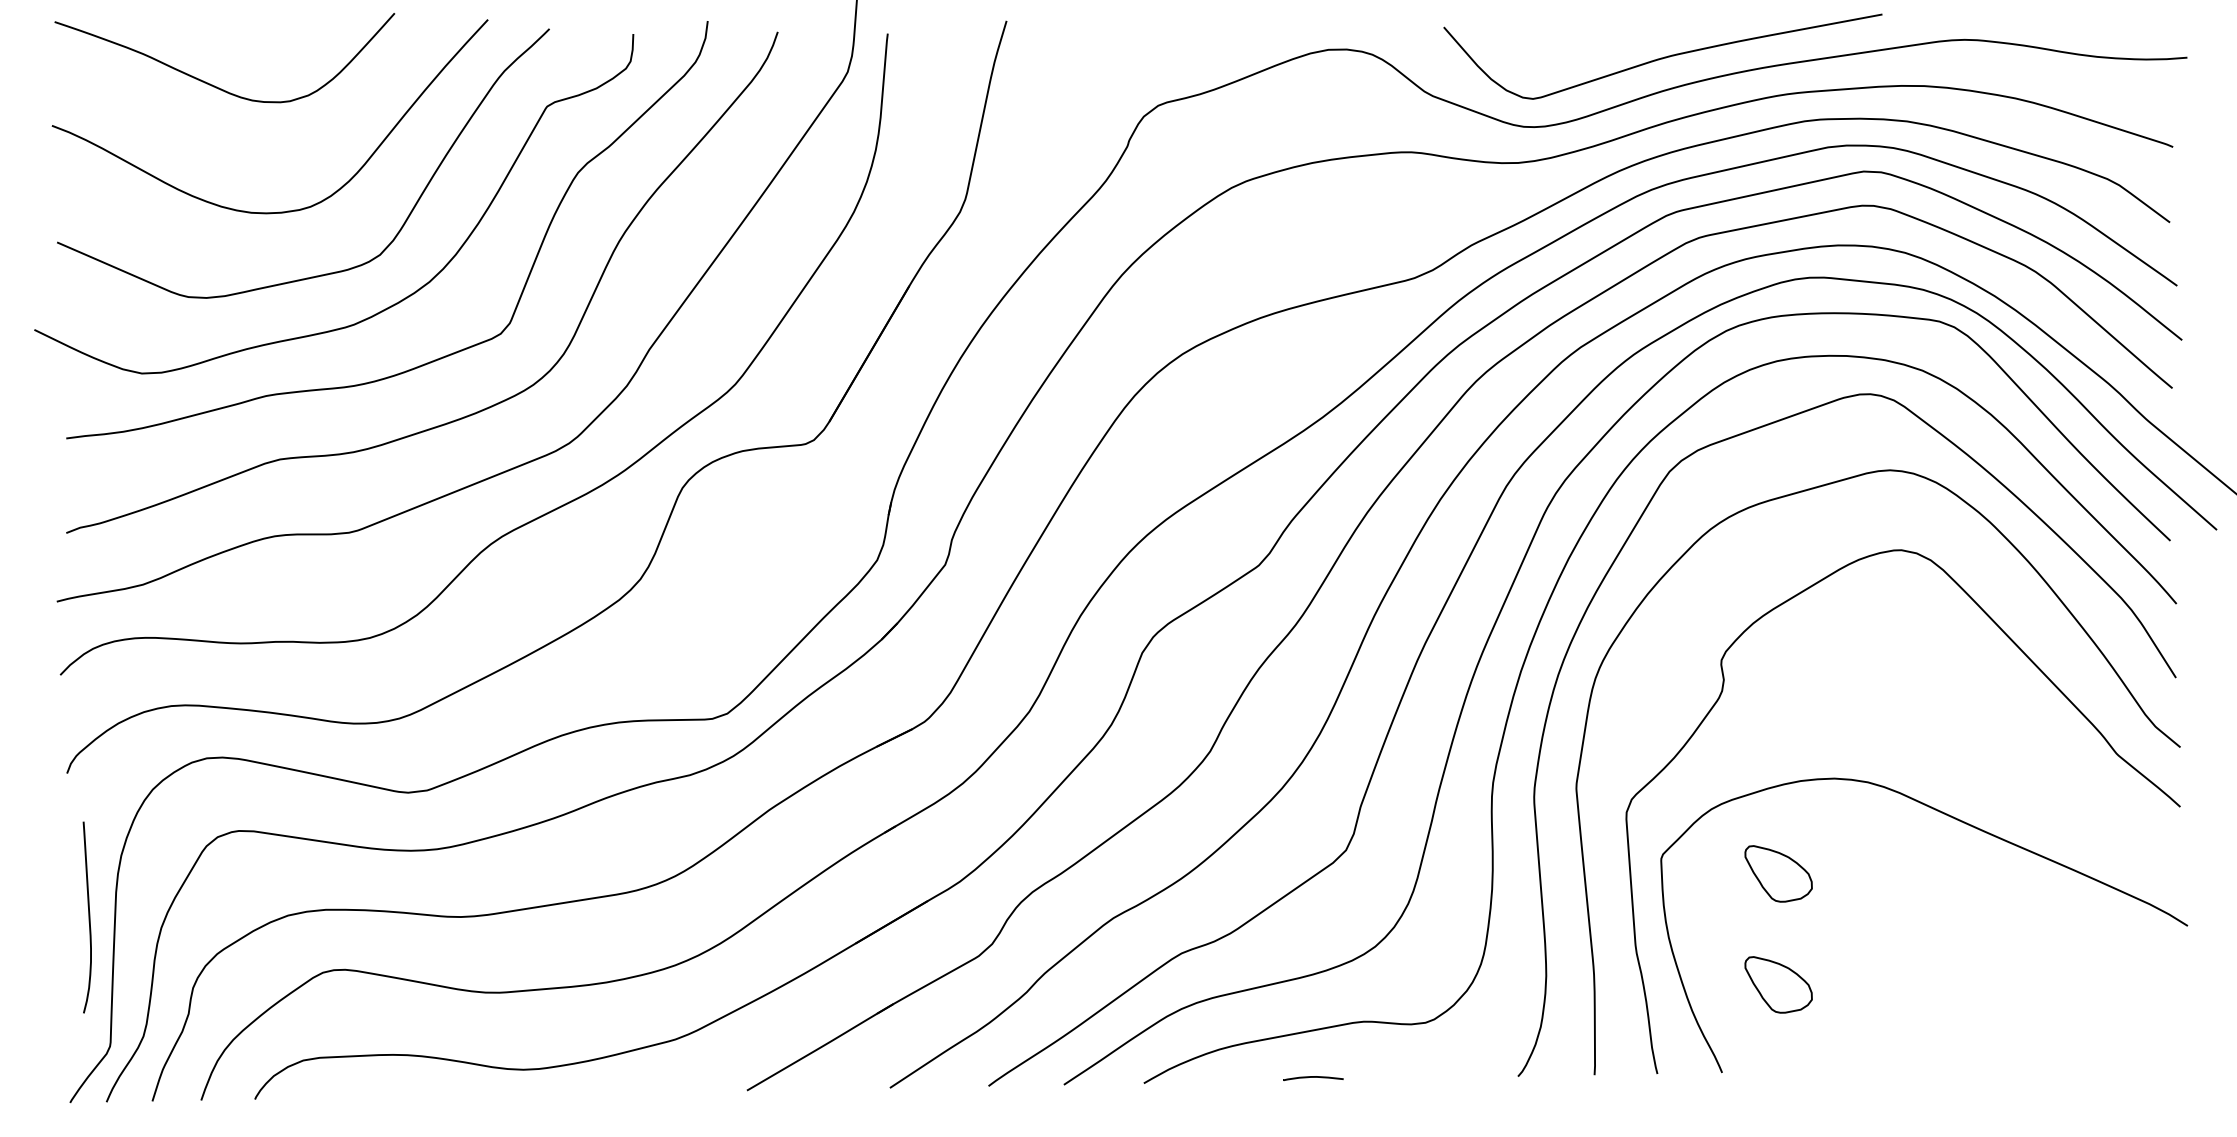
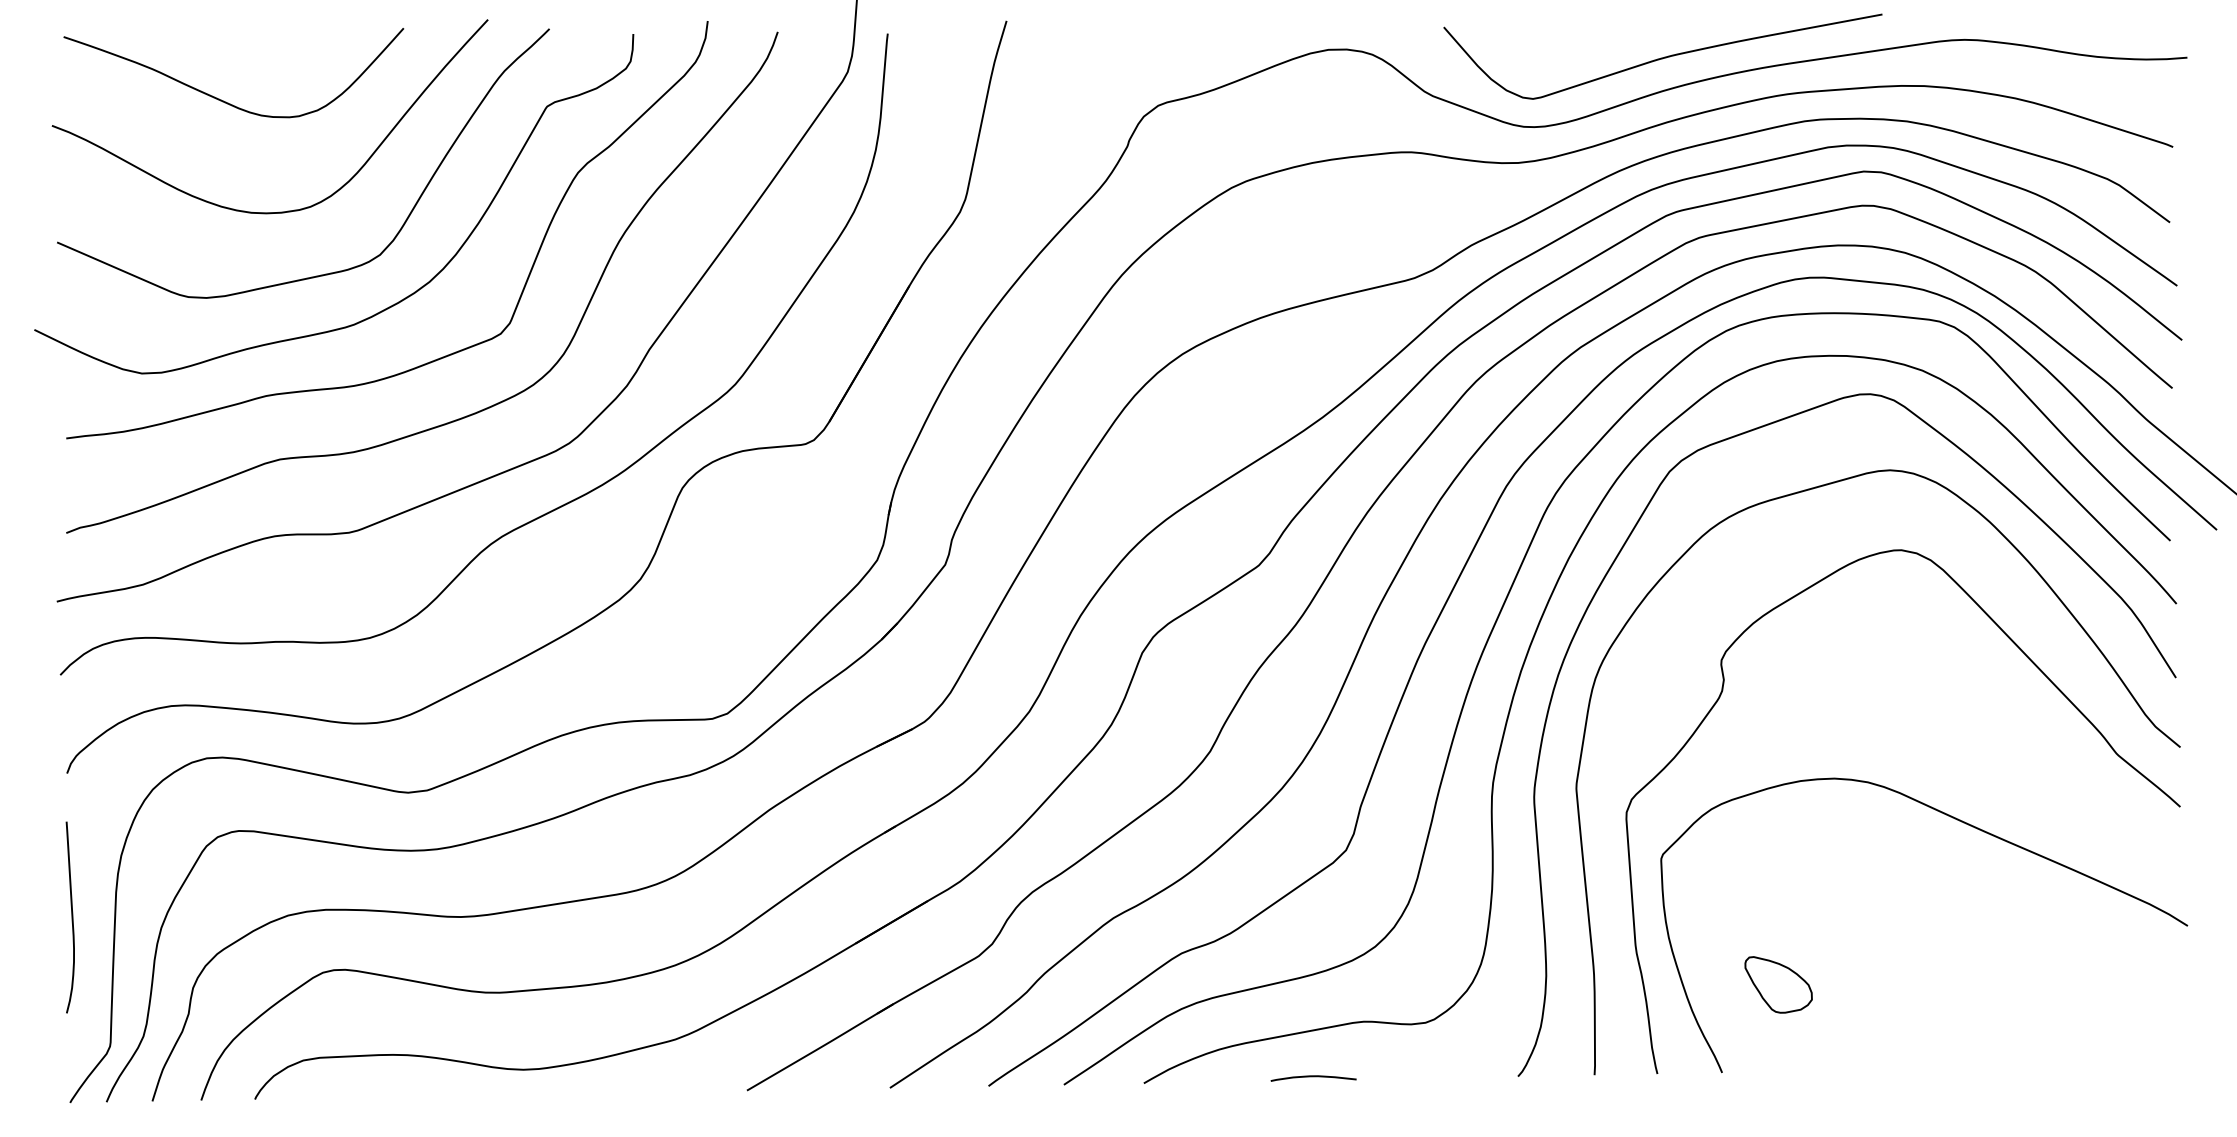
curve position: (212, 84) -> (221, 99) (221, 99)
part: present -> none (1778, 873)
curve position: (88, 917) -> (71, 917) (71, 917)
part size: 61x5 px -> 87x7 px (1313, 1078)
